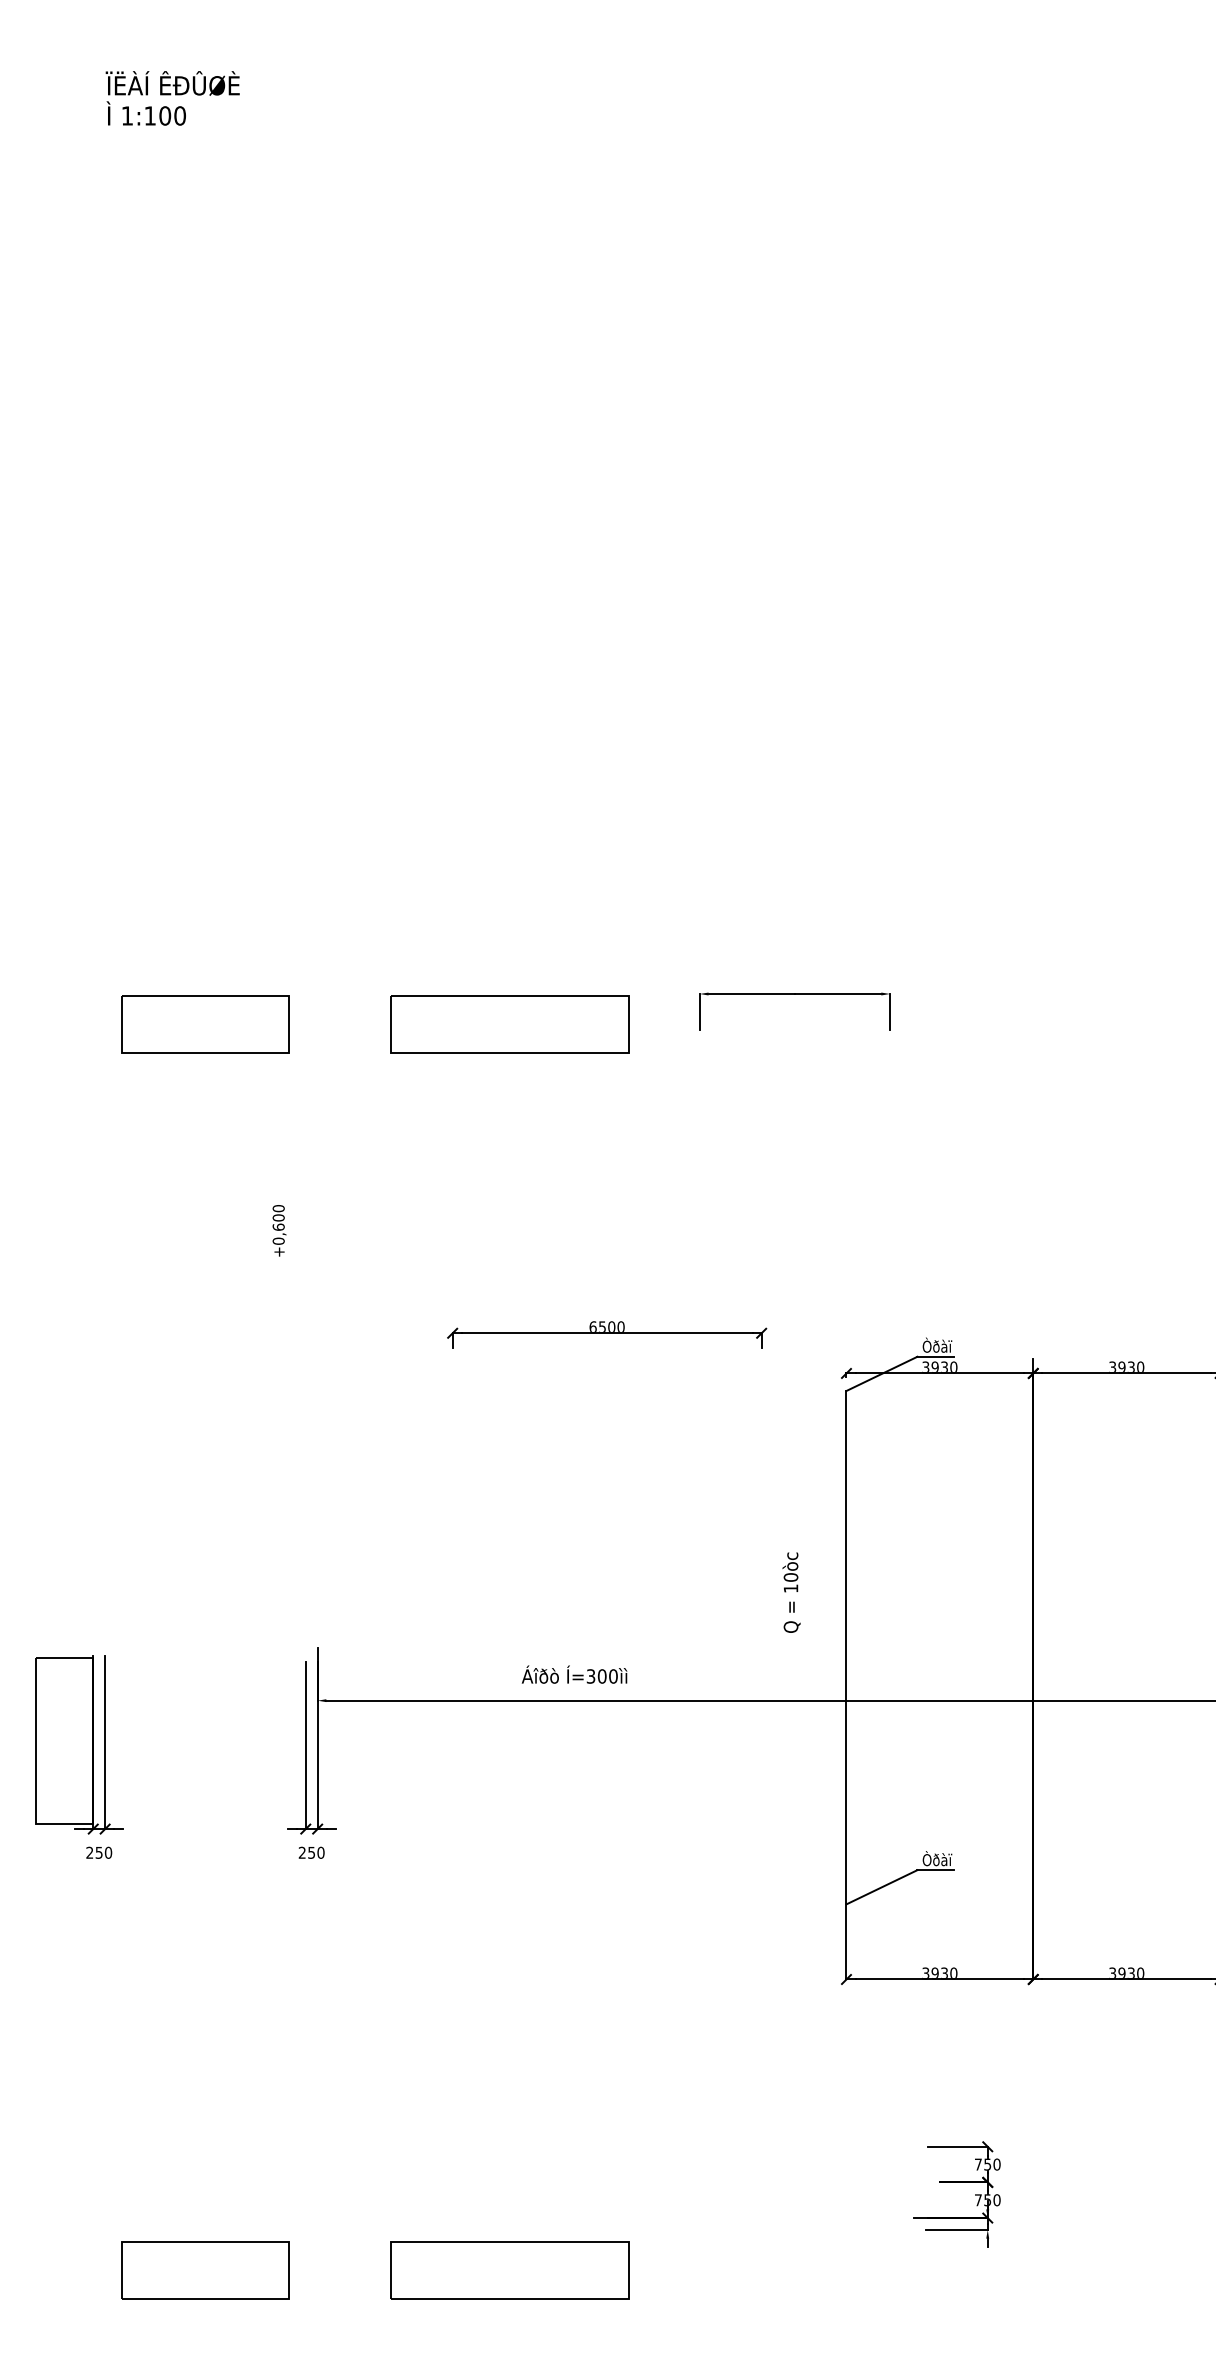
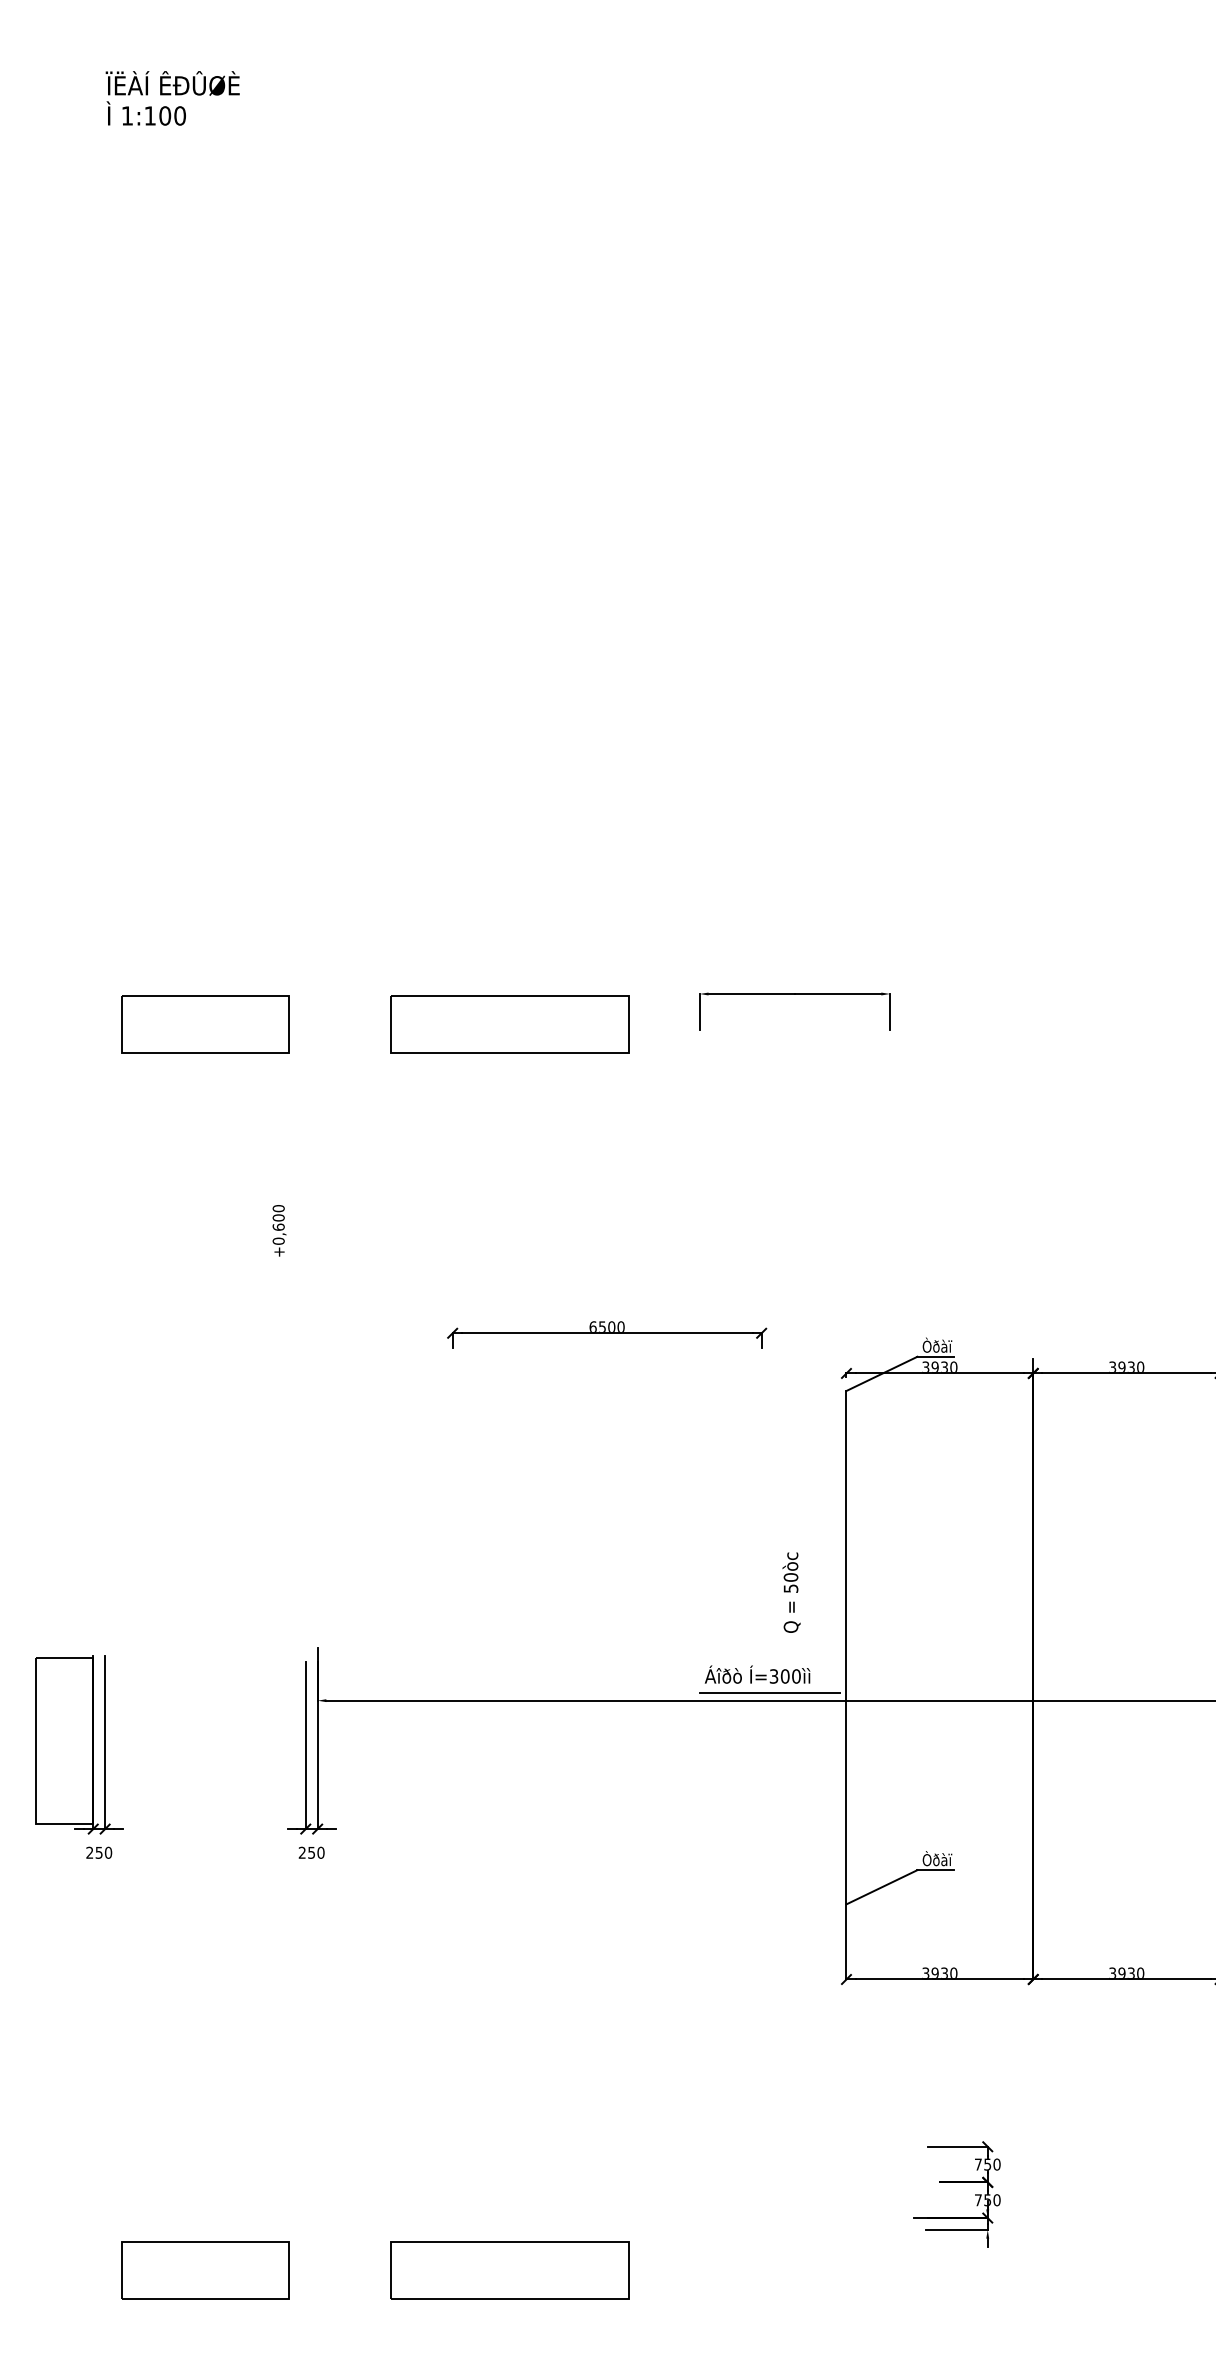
text: 10òc -> 50òc (790, 1588)
text position: (574, 1674) -> (757, 1674) (757, 1674)
line: none -> present (769, 1692)
